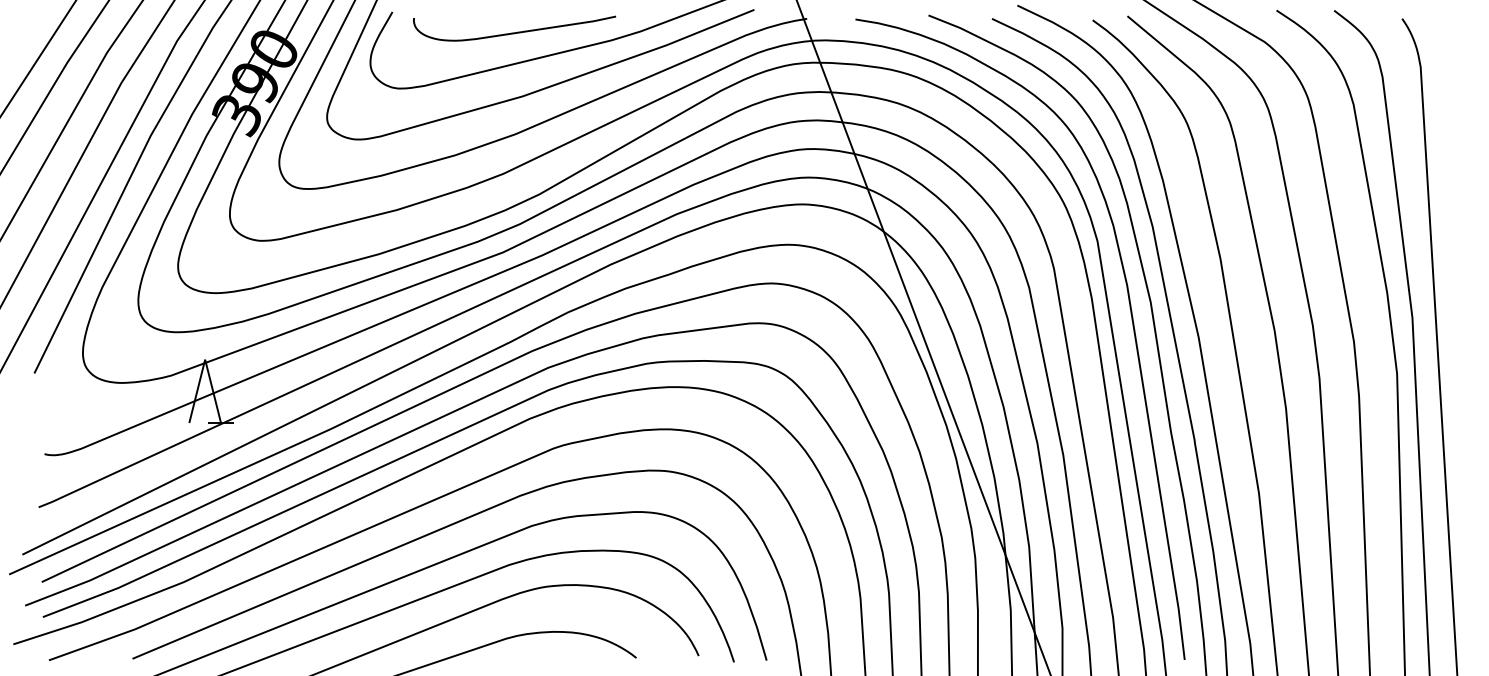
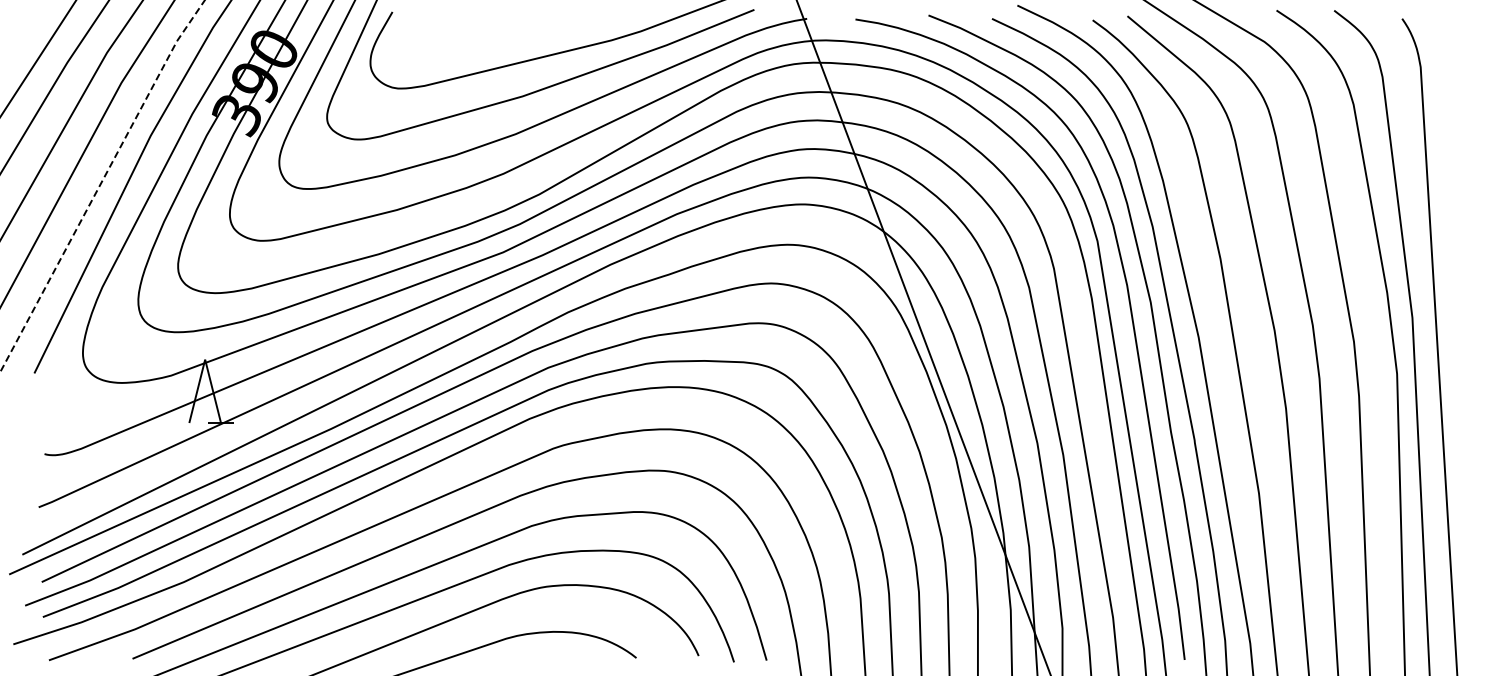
curve: present -> none (514, 32)
line: solid -> dashed (100, 184)
